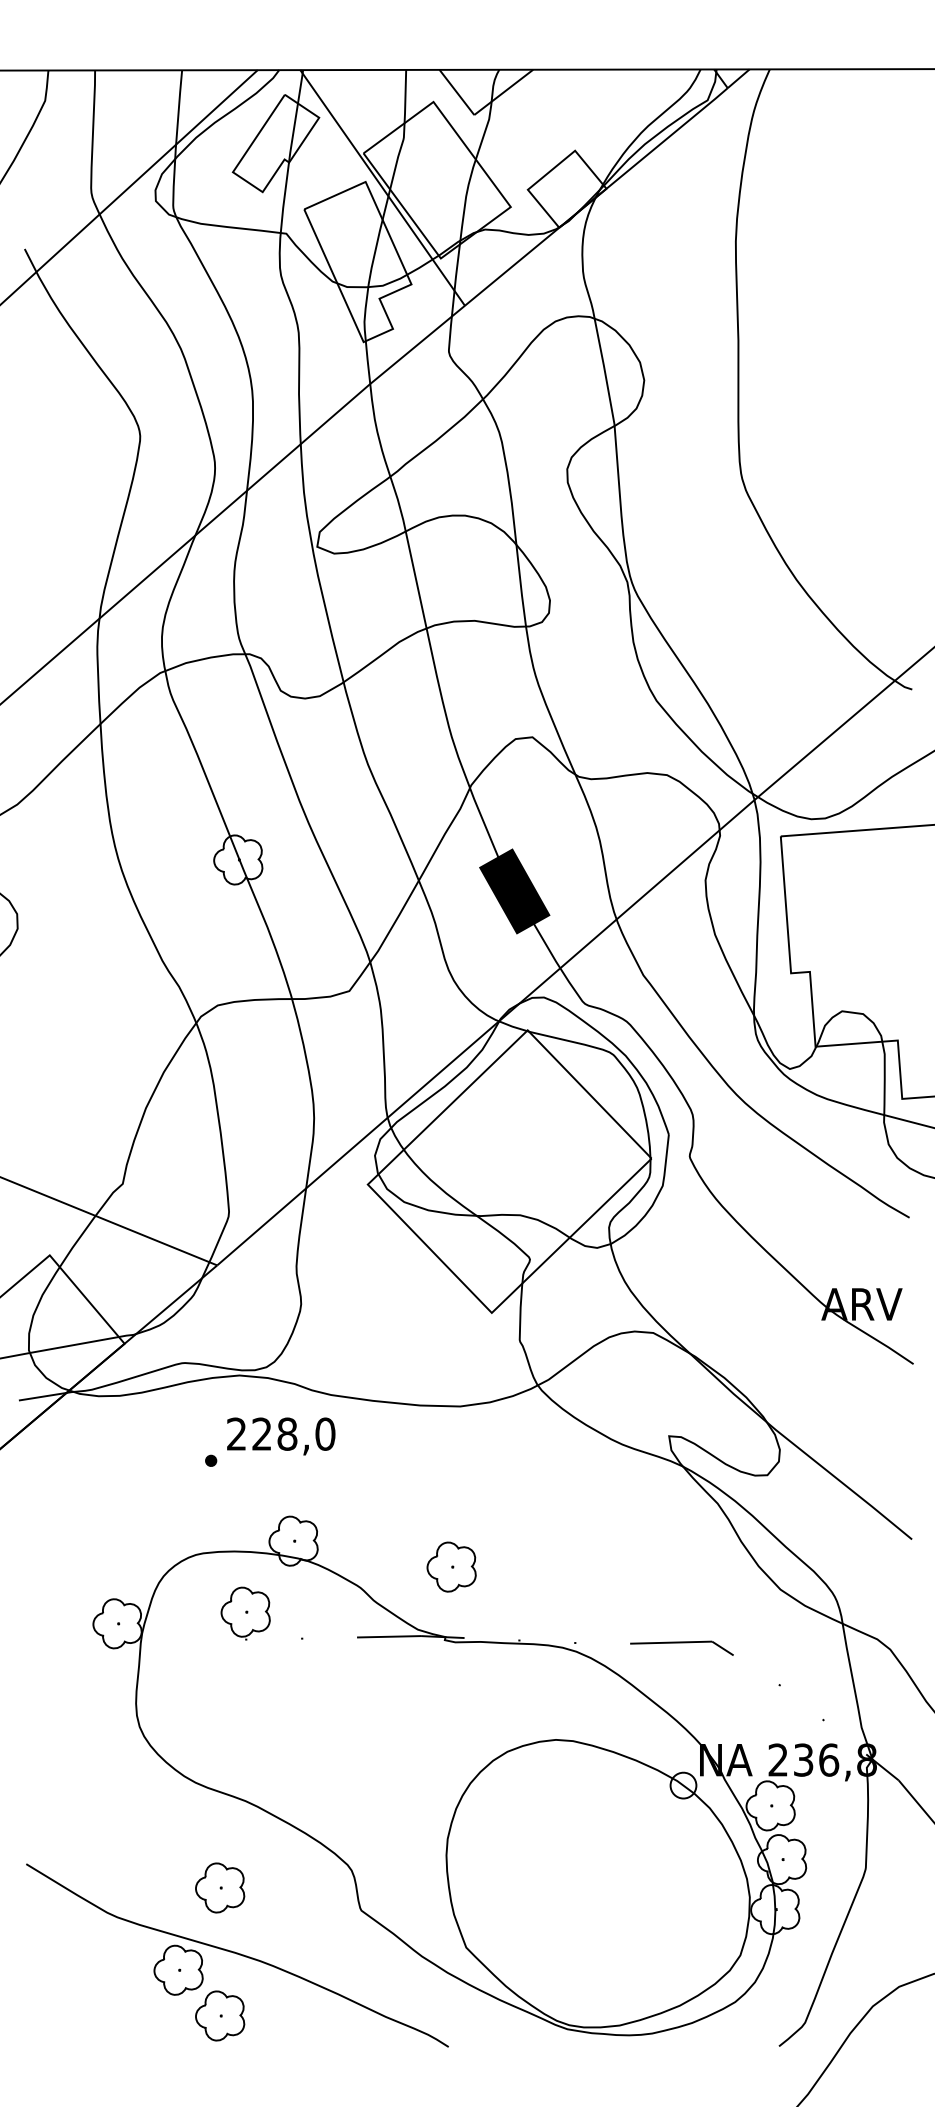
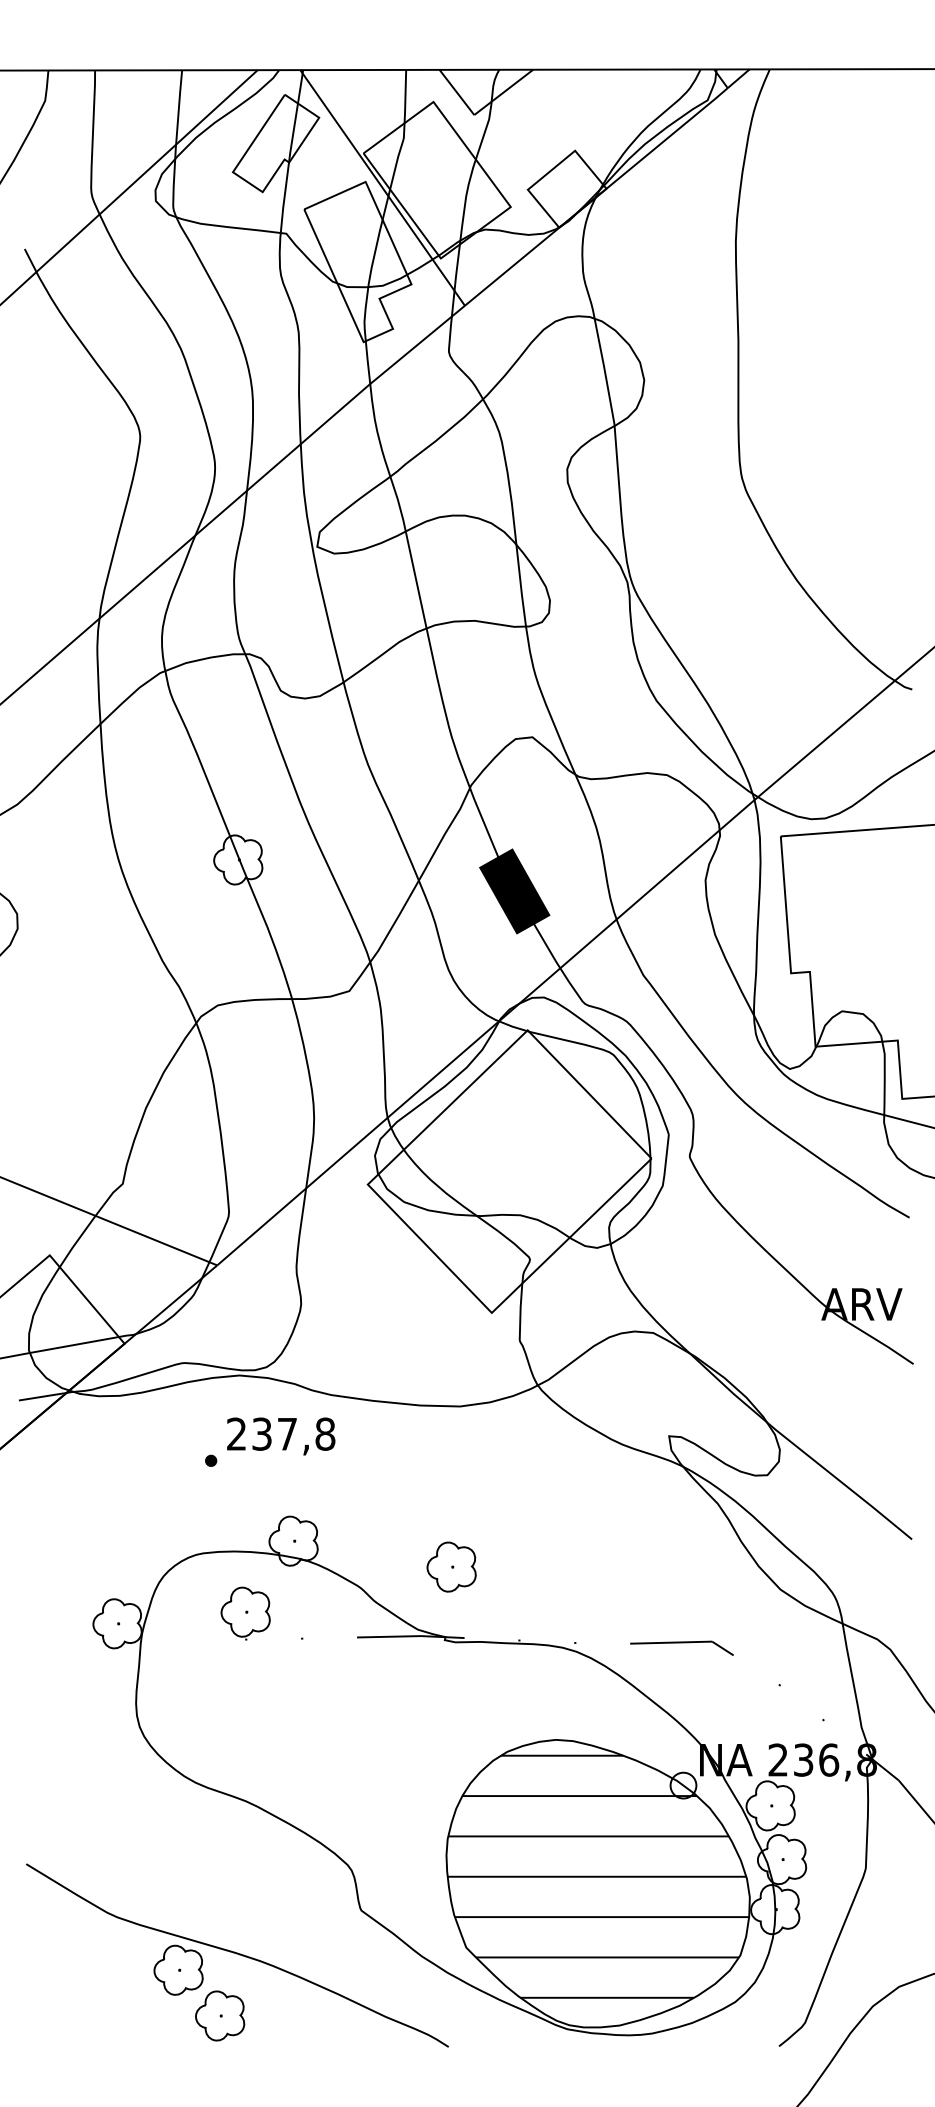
text: 228,0 -> 237,8 (293, 1433)
hatch: none -> present (598, 1876)
part: present -> none (220, 1887)
